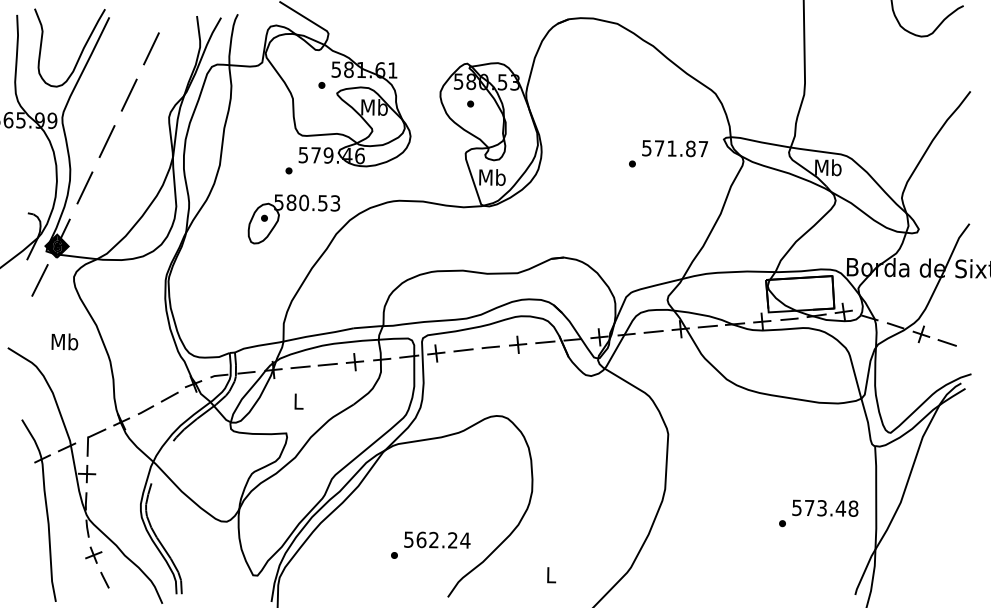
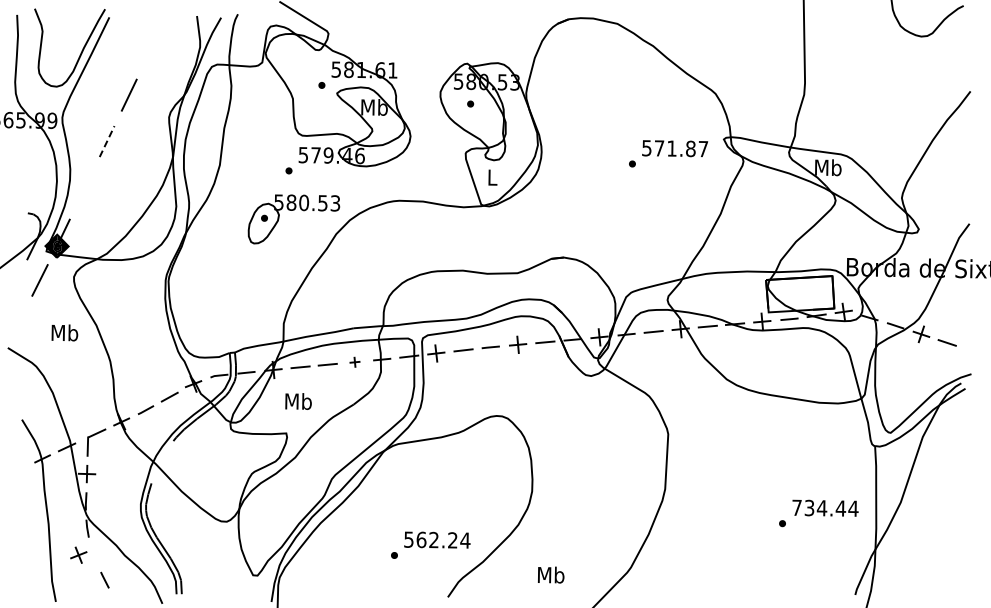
line: present -> none (151, 48)
line: solid -> dashed (107, 141)
text: Mb -> L (492, 177)
line: present -> none (84, 187)
text position: (64, 341) -> (64, 332) (64, 332)
part size: 20x19 px -> 12x12 px (354, 361)
text: L -> Mb (298, 401)
text: 573.48 -> 734.44 (825, 507)
part position: (93, 554) -> (78, 554) (78, 554)
text: L -> Mb (550, 574)
